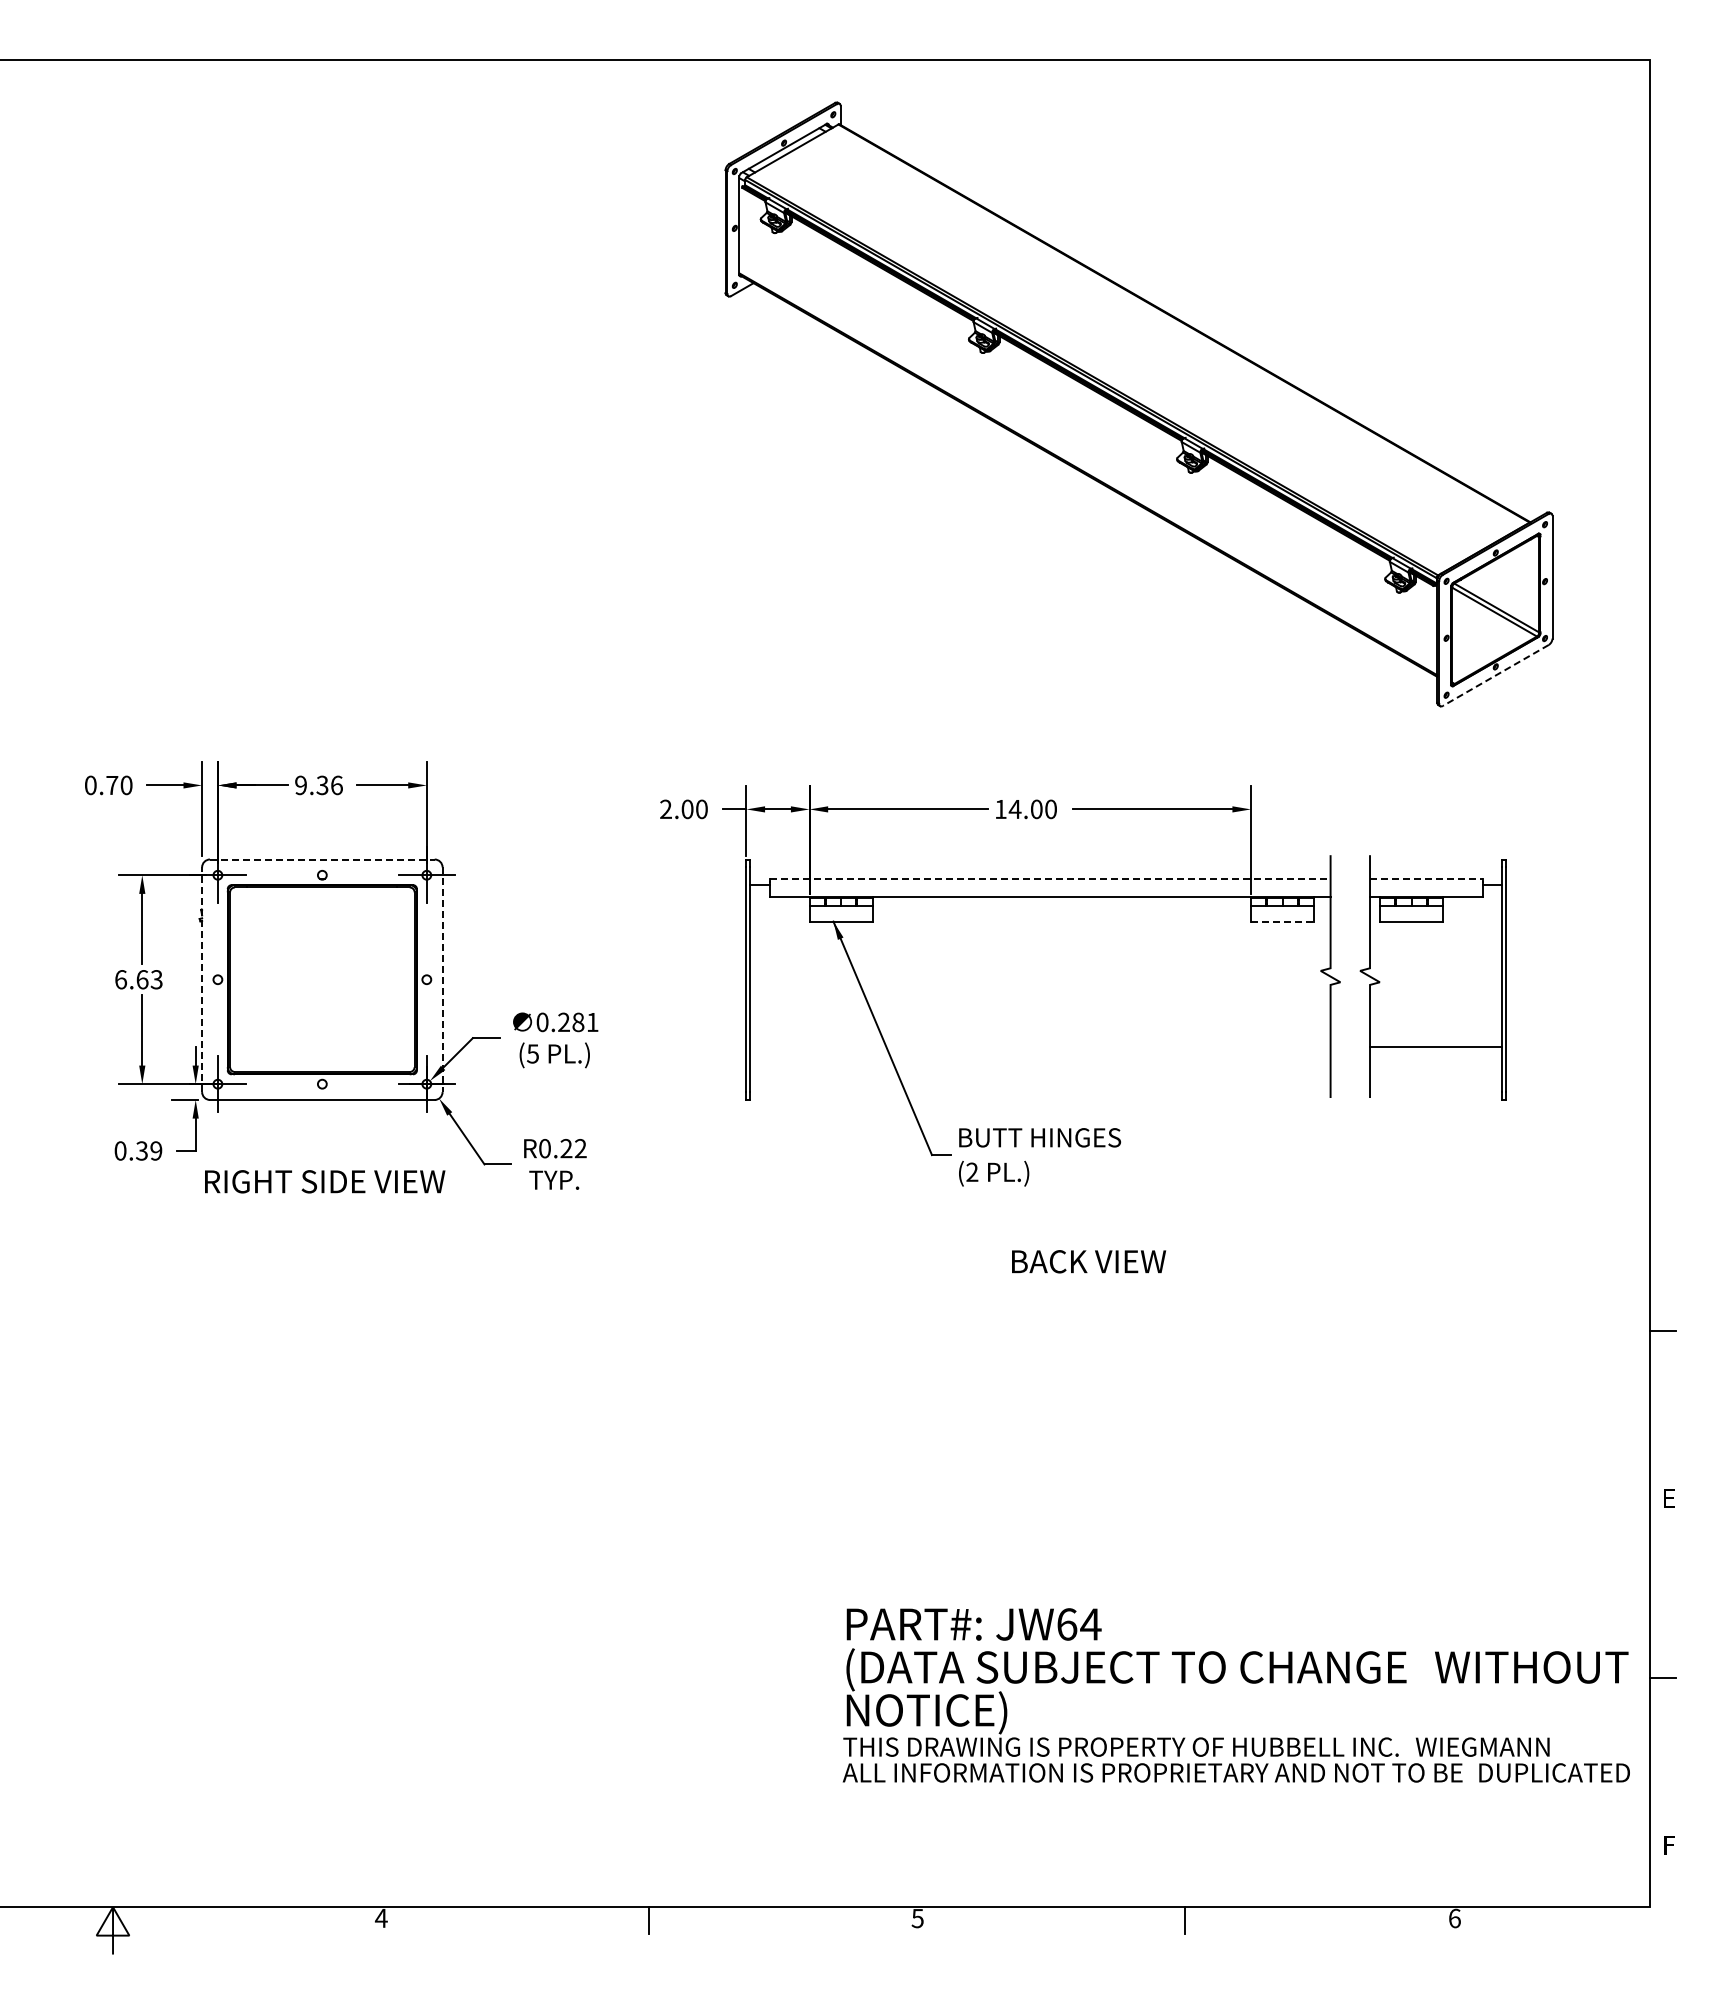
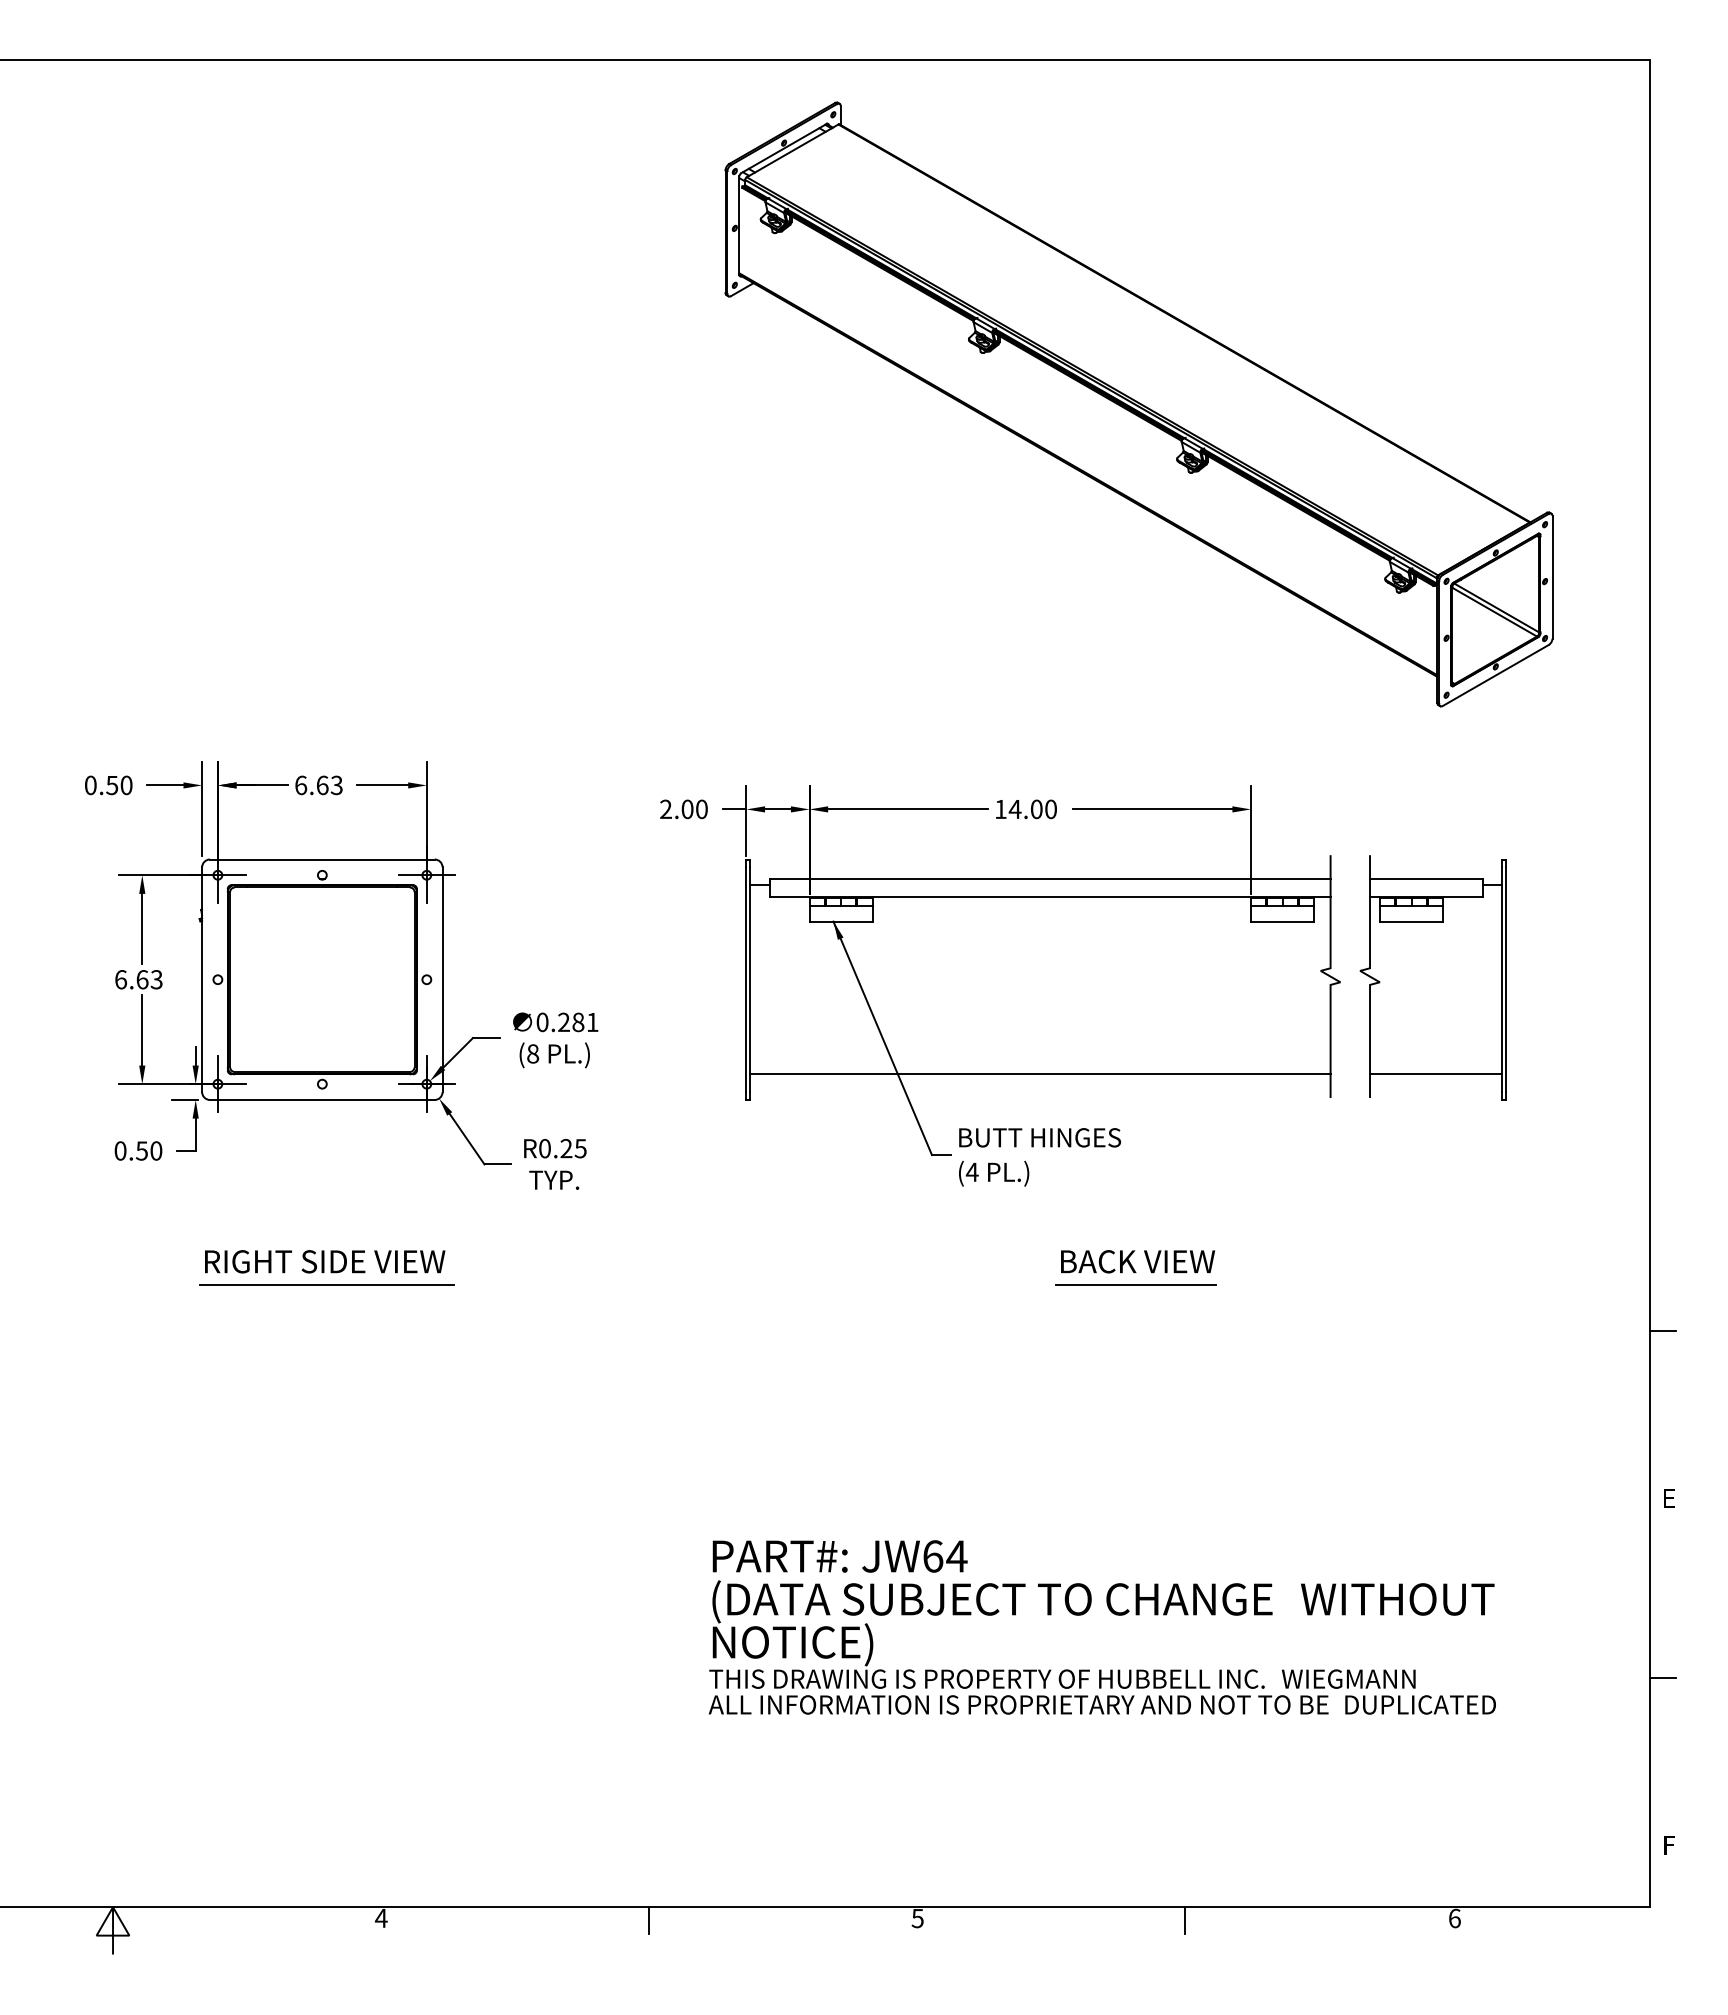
line: dashed -> solid (1495, 675)
text: 0.70 -> 0.50 (112, 785)
text: 9.36 -> 6.63 (318, 785)
line: dashed -> solid (322, 859)
line: dashed -> solid (1050, 878)
line: dashed -> solid (1426, 878)
line: dashed -> solid (1282, 921)
line: dashed -> solid (202, 979)
line: dashed -> solid (442, 980)
line position: (1436, 1047) -> (1436, 1074) (1436, 1074)
text: (5 -> (8 (533, 1053)
line: none -> present (1040, 1074)
text: R0.22 -> R0.25 (580, 1148)
text: 0.39 -> 0.50 (149, 1150)
text: (2 -> (4 (971, 1171)
text position: (325, 1181) -> (325, 1261) (325, 1261)
text position: (1089, 1261) -> (1138, 1261) (1138, 1261)
line: none -> present (326, 1284)
line: none -> present (1135, 1284)
text position: (1235, 1695) -> (1101, 1627) (1101, 1627)
